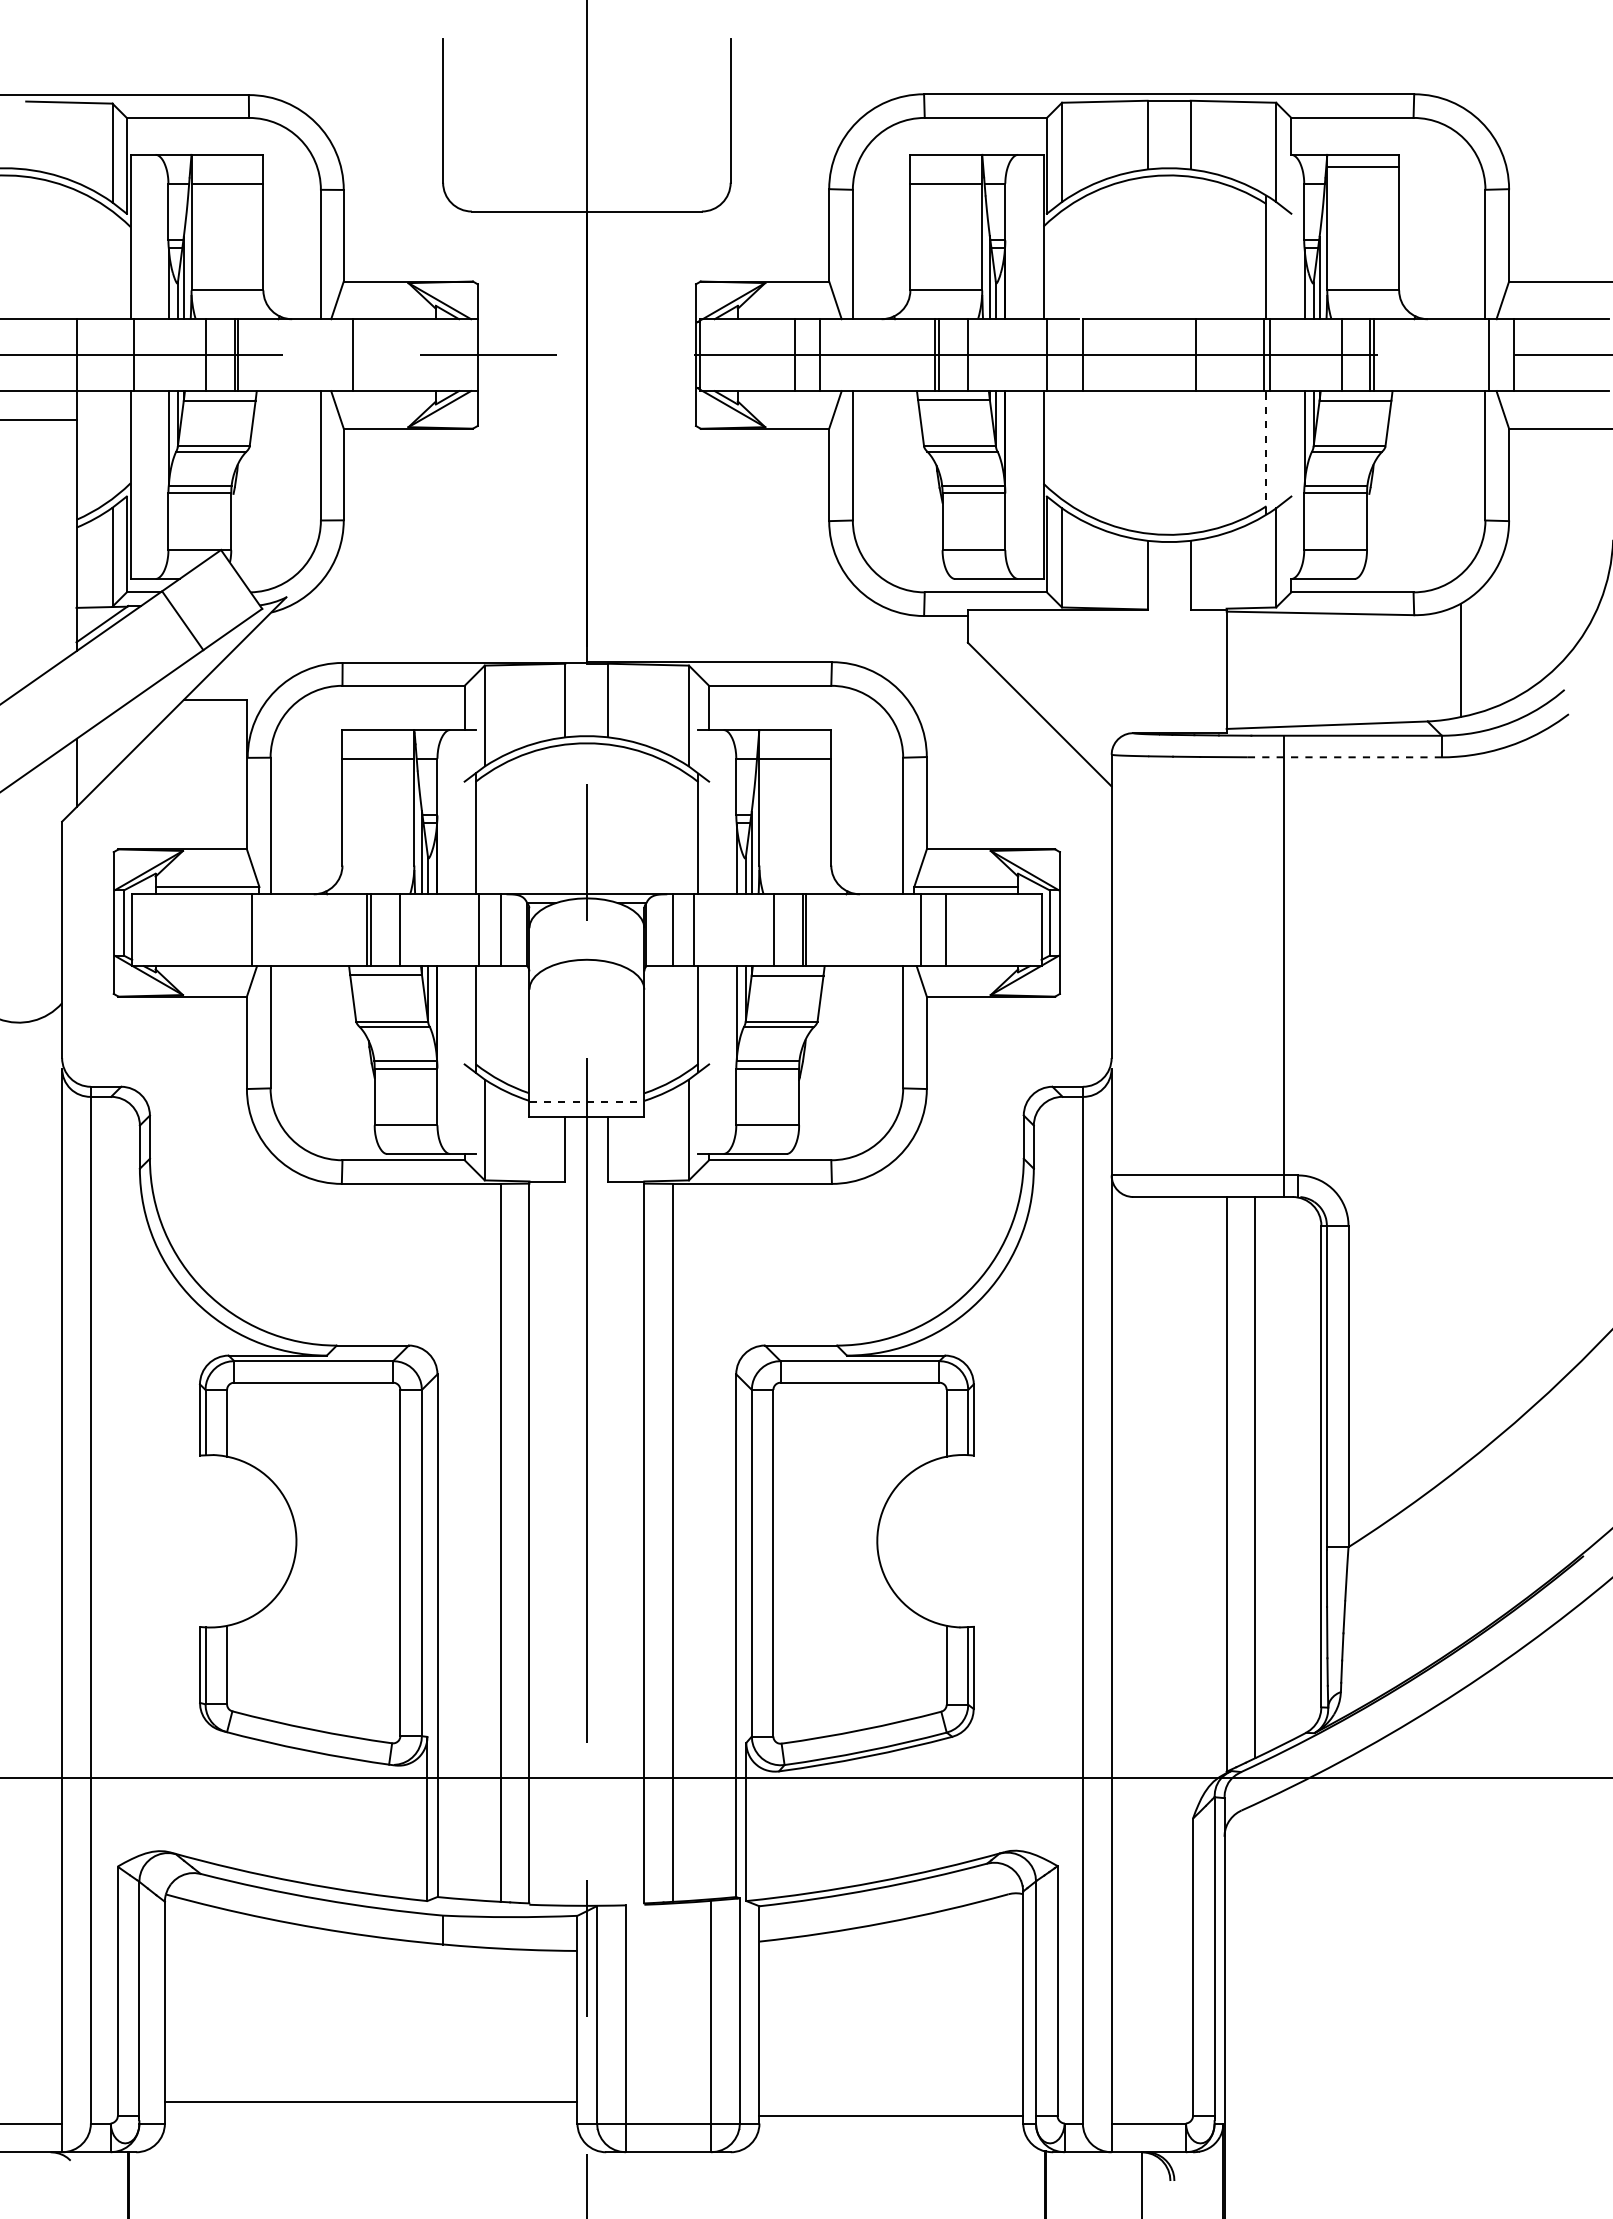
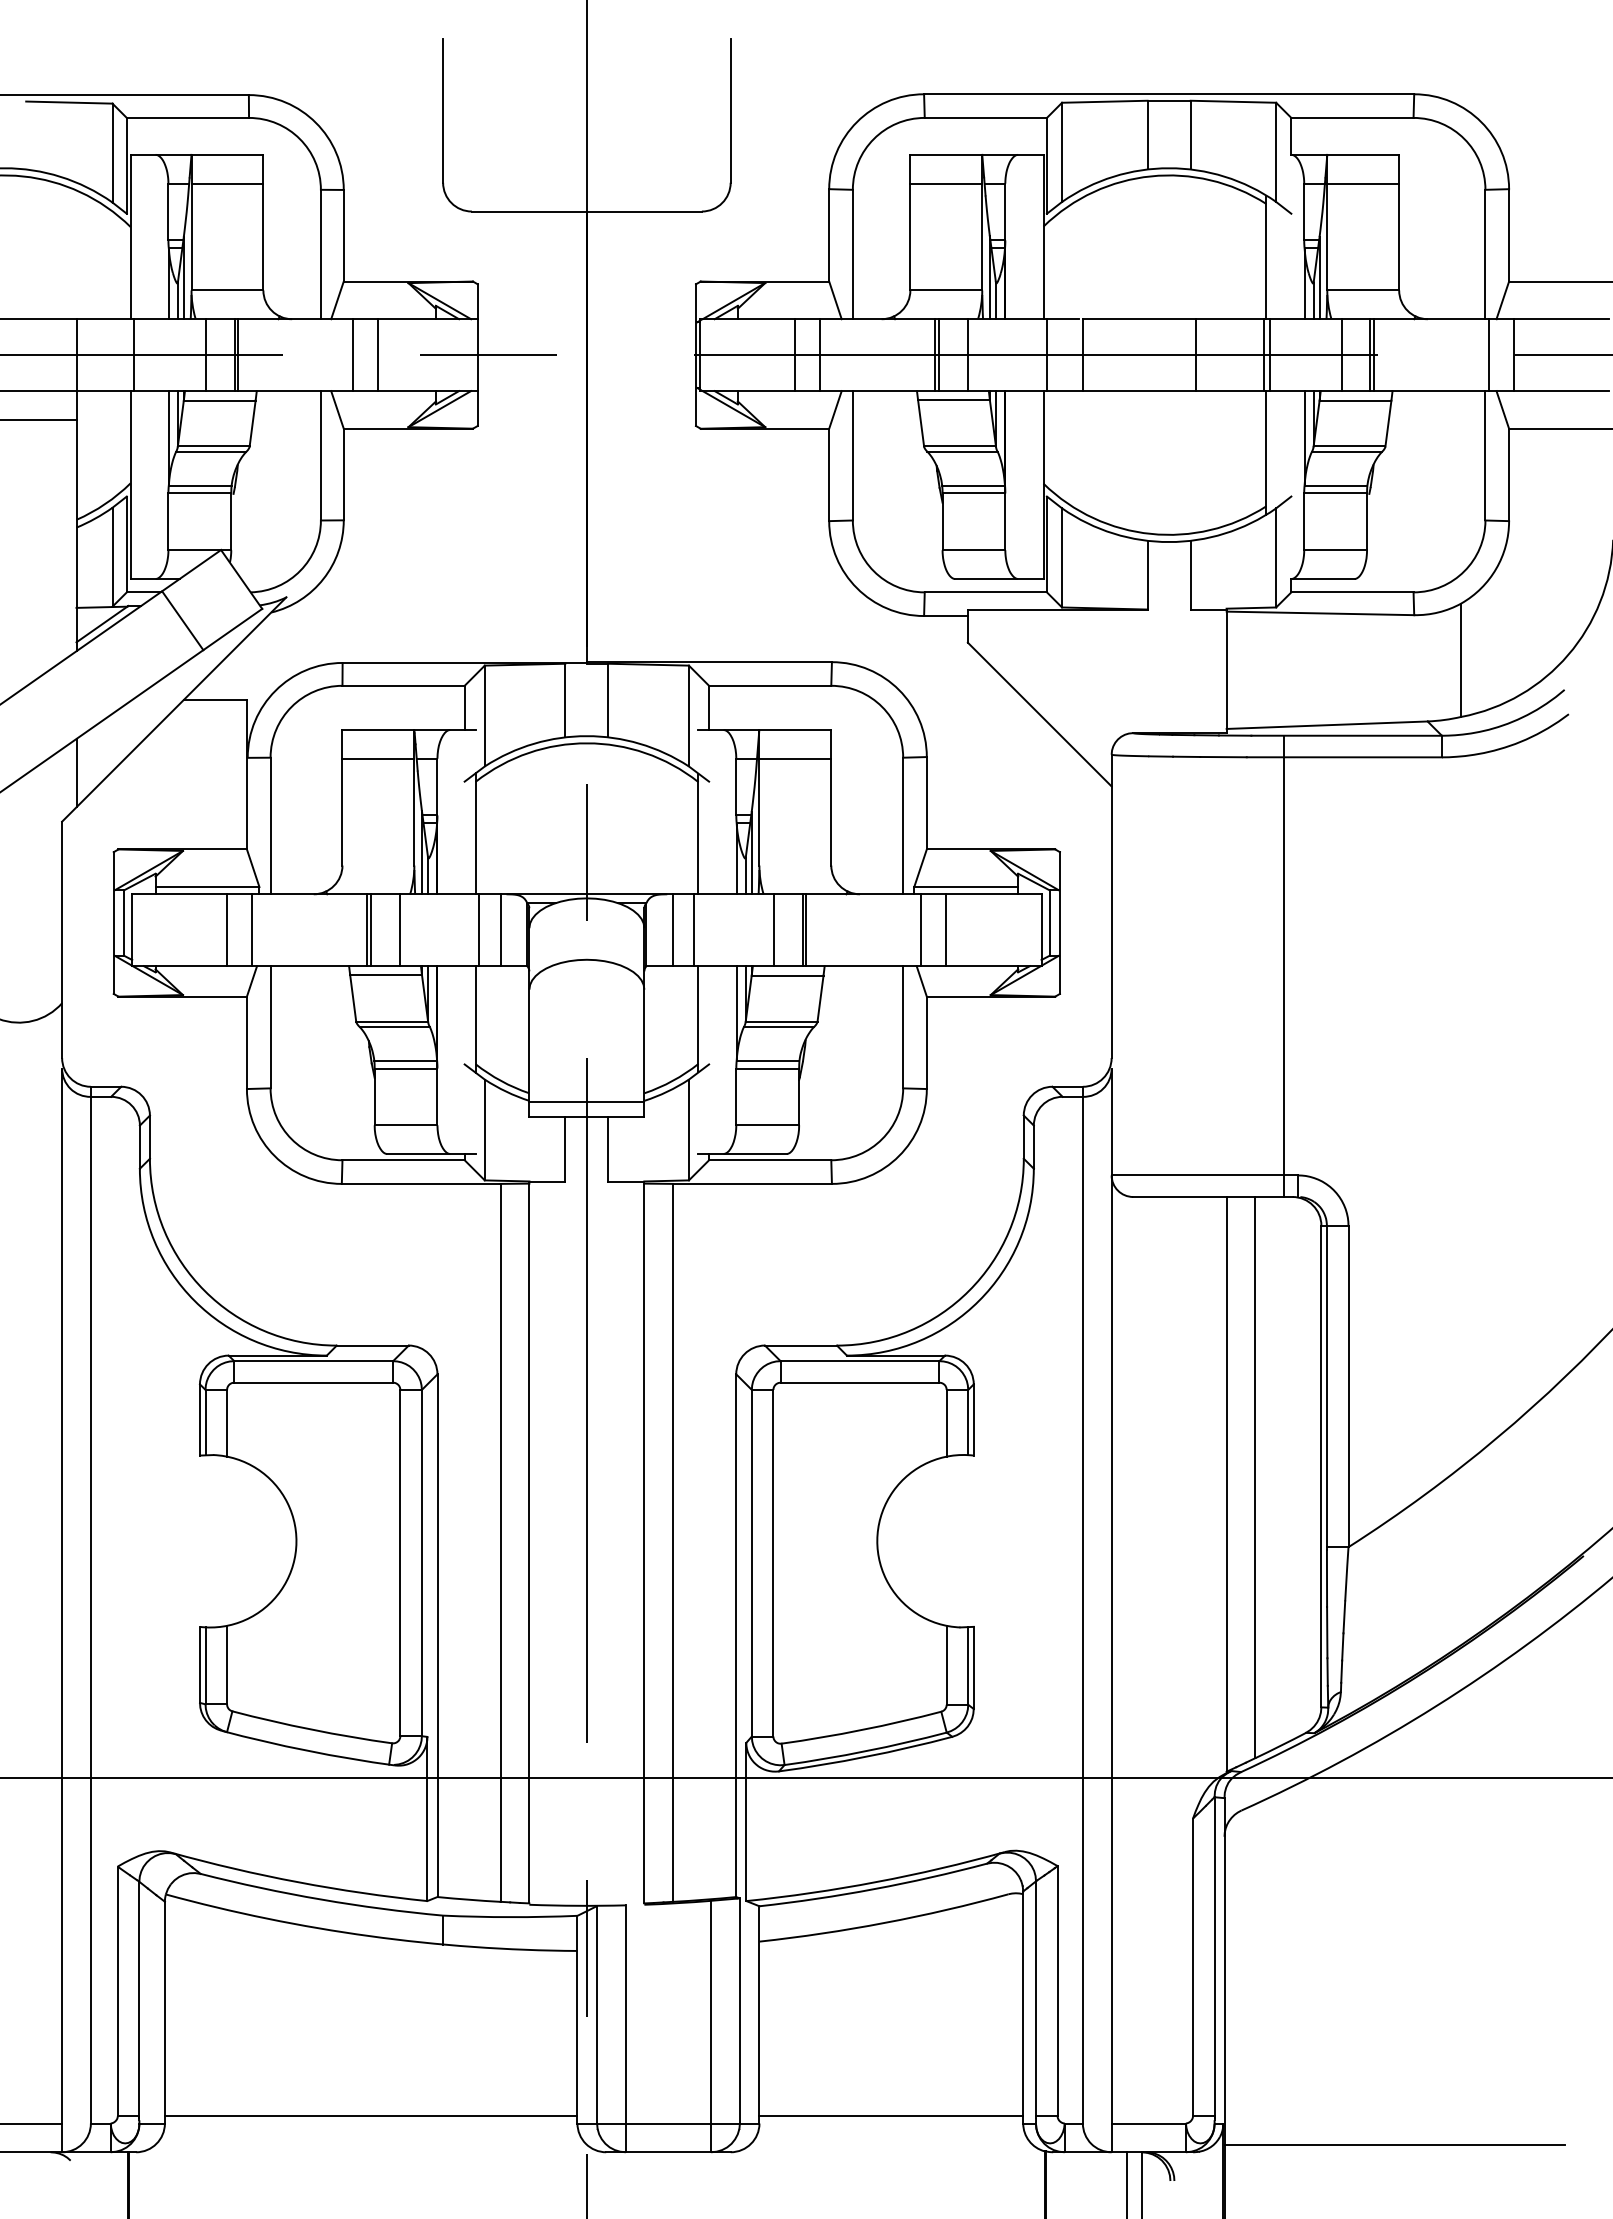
line position: (1363, 166) -> (1363, 183) (1363, 183)
line: none -> present (378, 355)
line: dashed -> solid (1266, 452)
line: dashed -> solid (1344, 757)
line: none -> present (227, 930)
line: dashed -> solid (586, 1101)
line position: (370, 2102) -> (370, 2116) (370, 2116)
line: none -> present (1394, 2145)
line: none -> present (1127, 2183)
